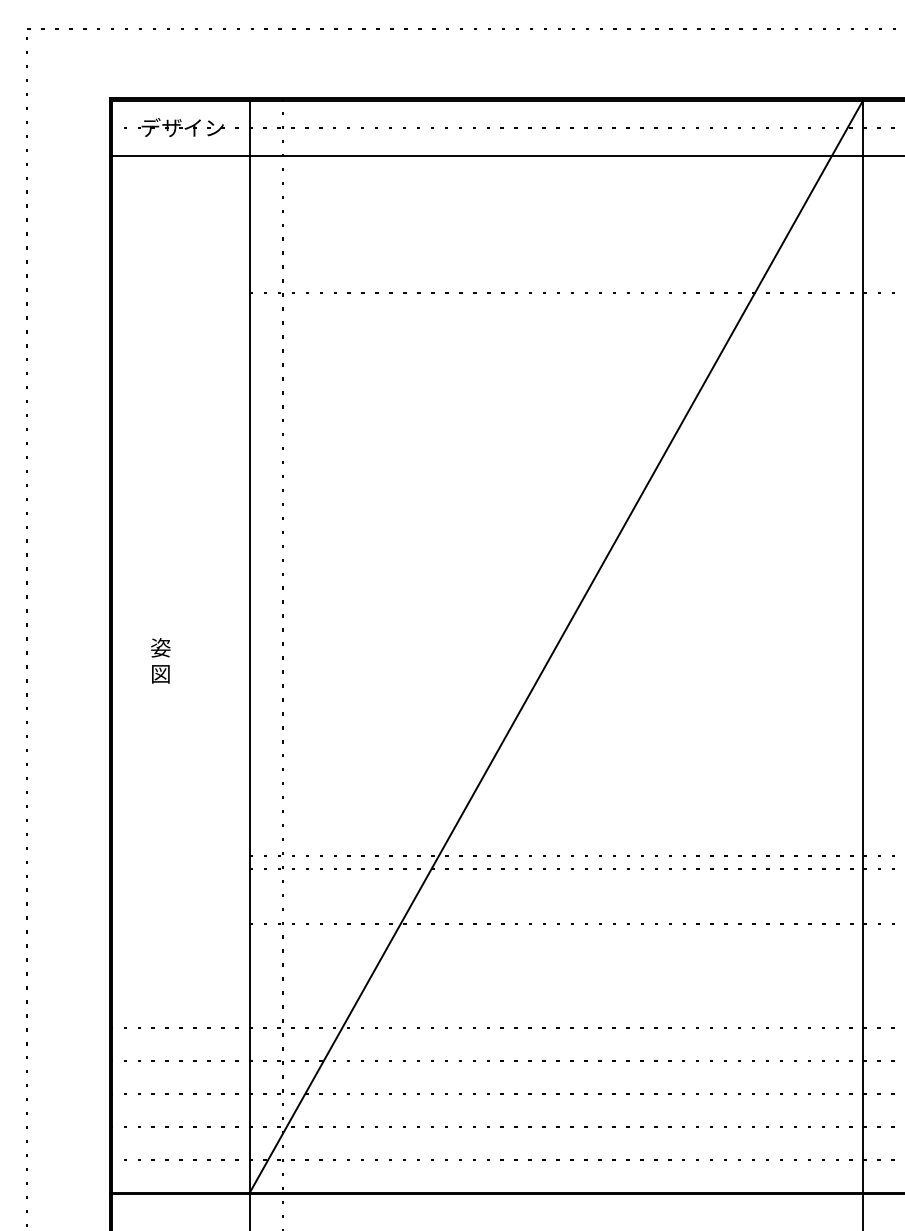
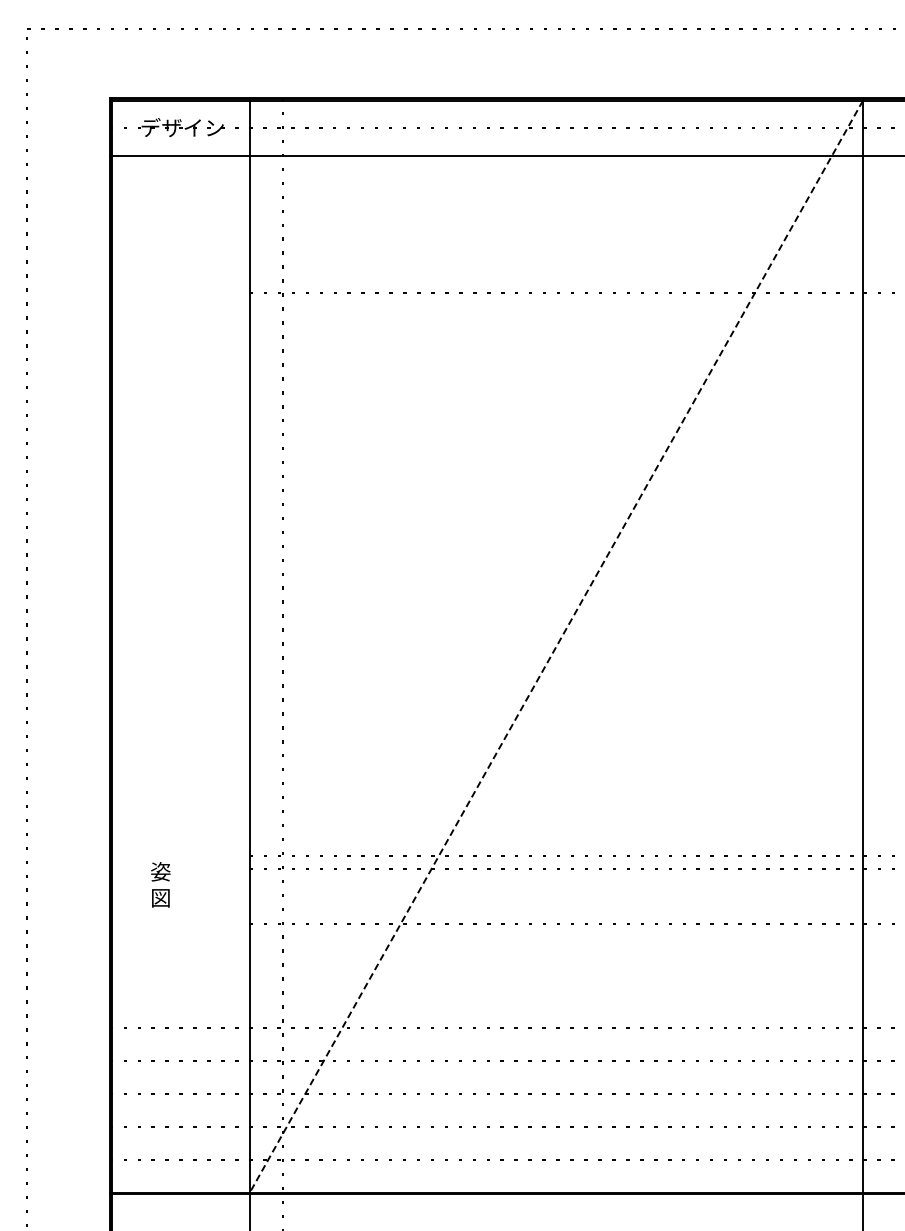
line: solid -> dashed (556, 647)
text position: (160, 660) -> (160, 884) (160, 884)
